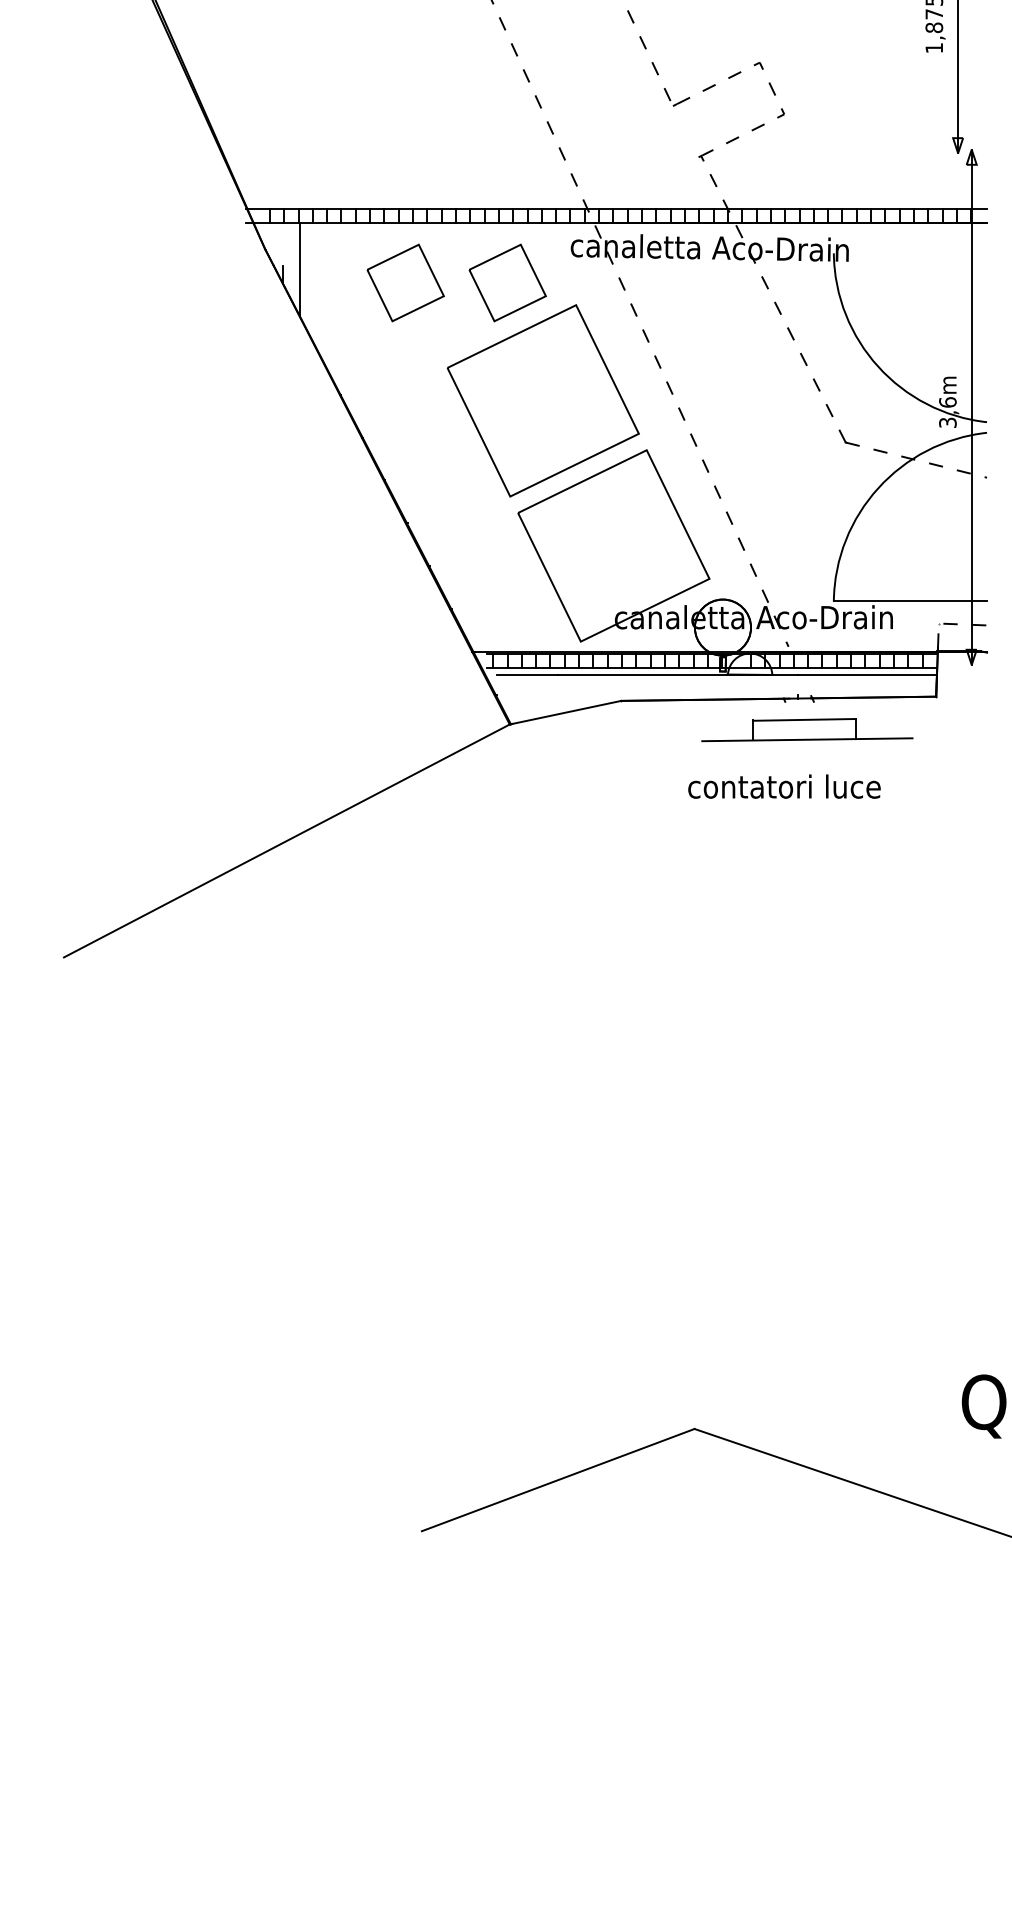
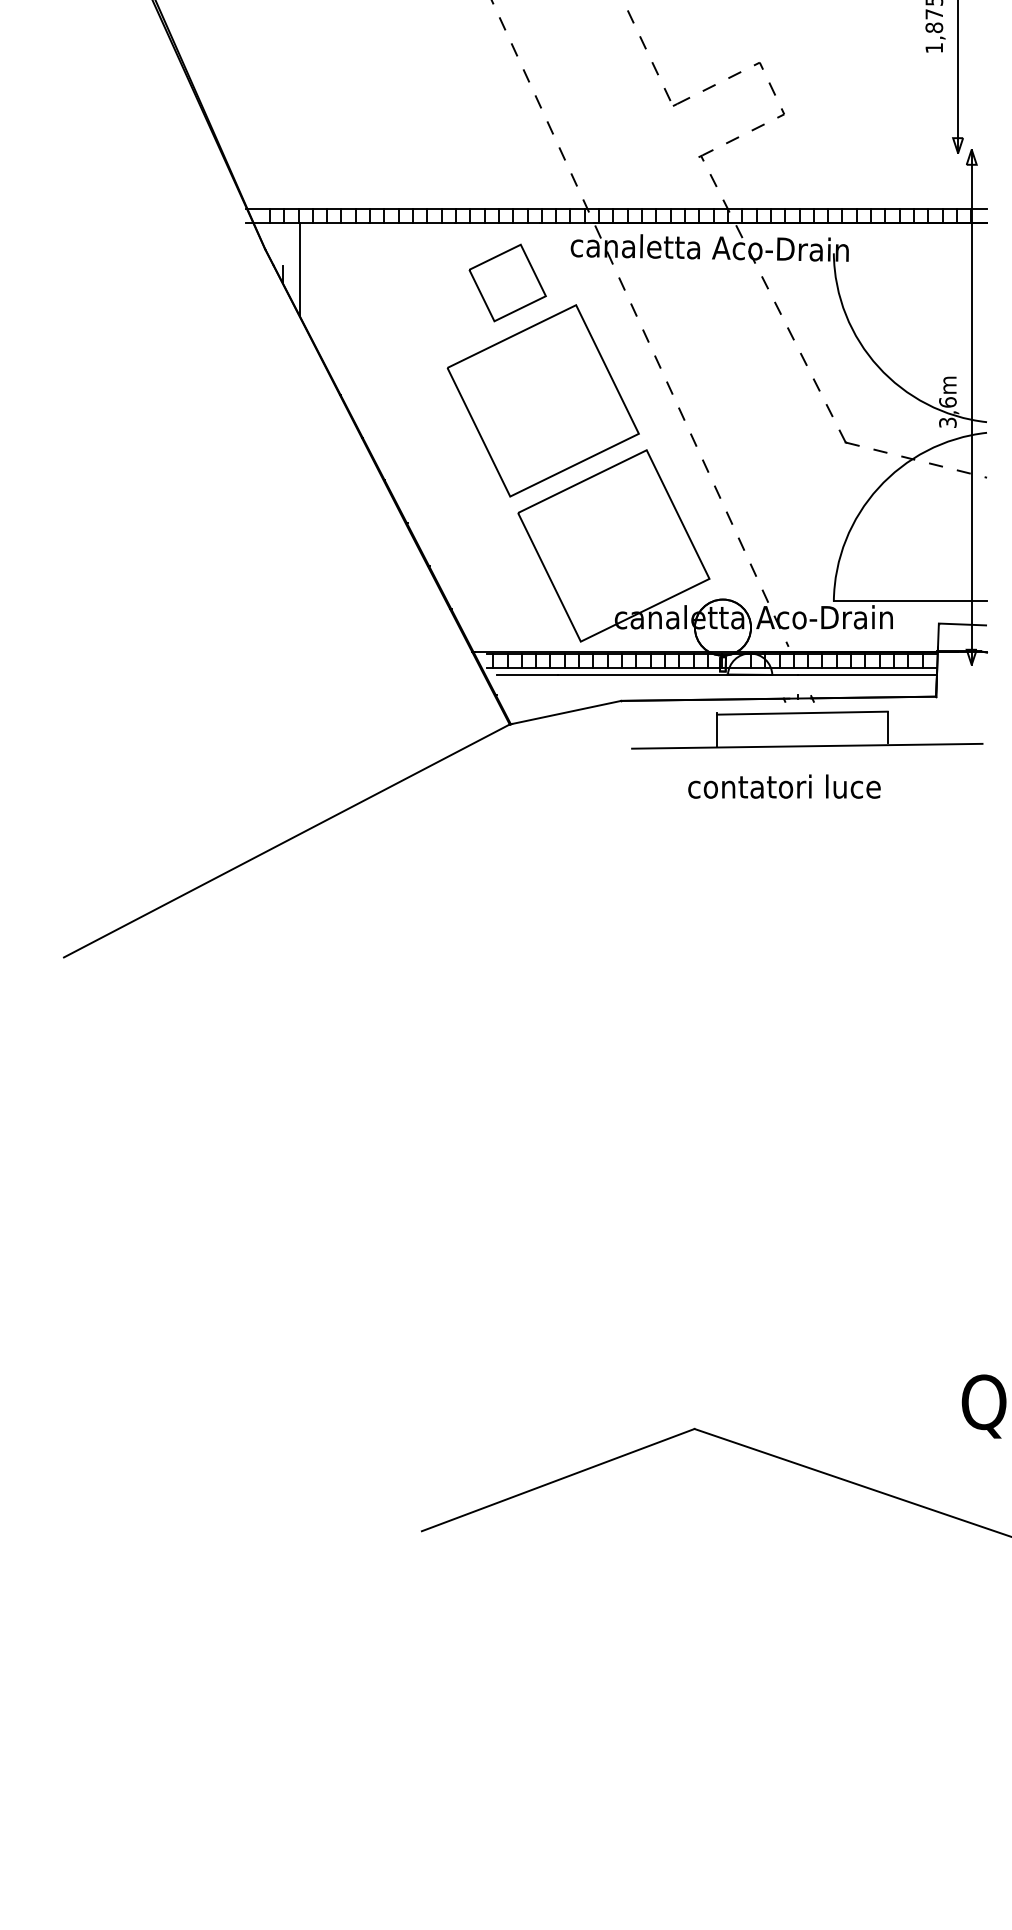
part: present -> none (405, 282)
line: dashed -> solid (950, 624)
part size: 213x25 px -> 353x40 px (807, 729)
